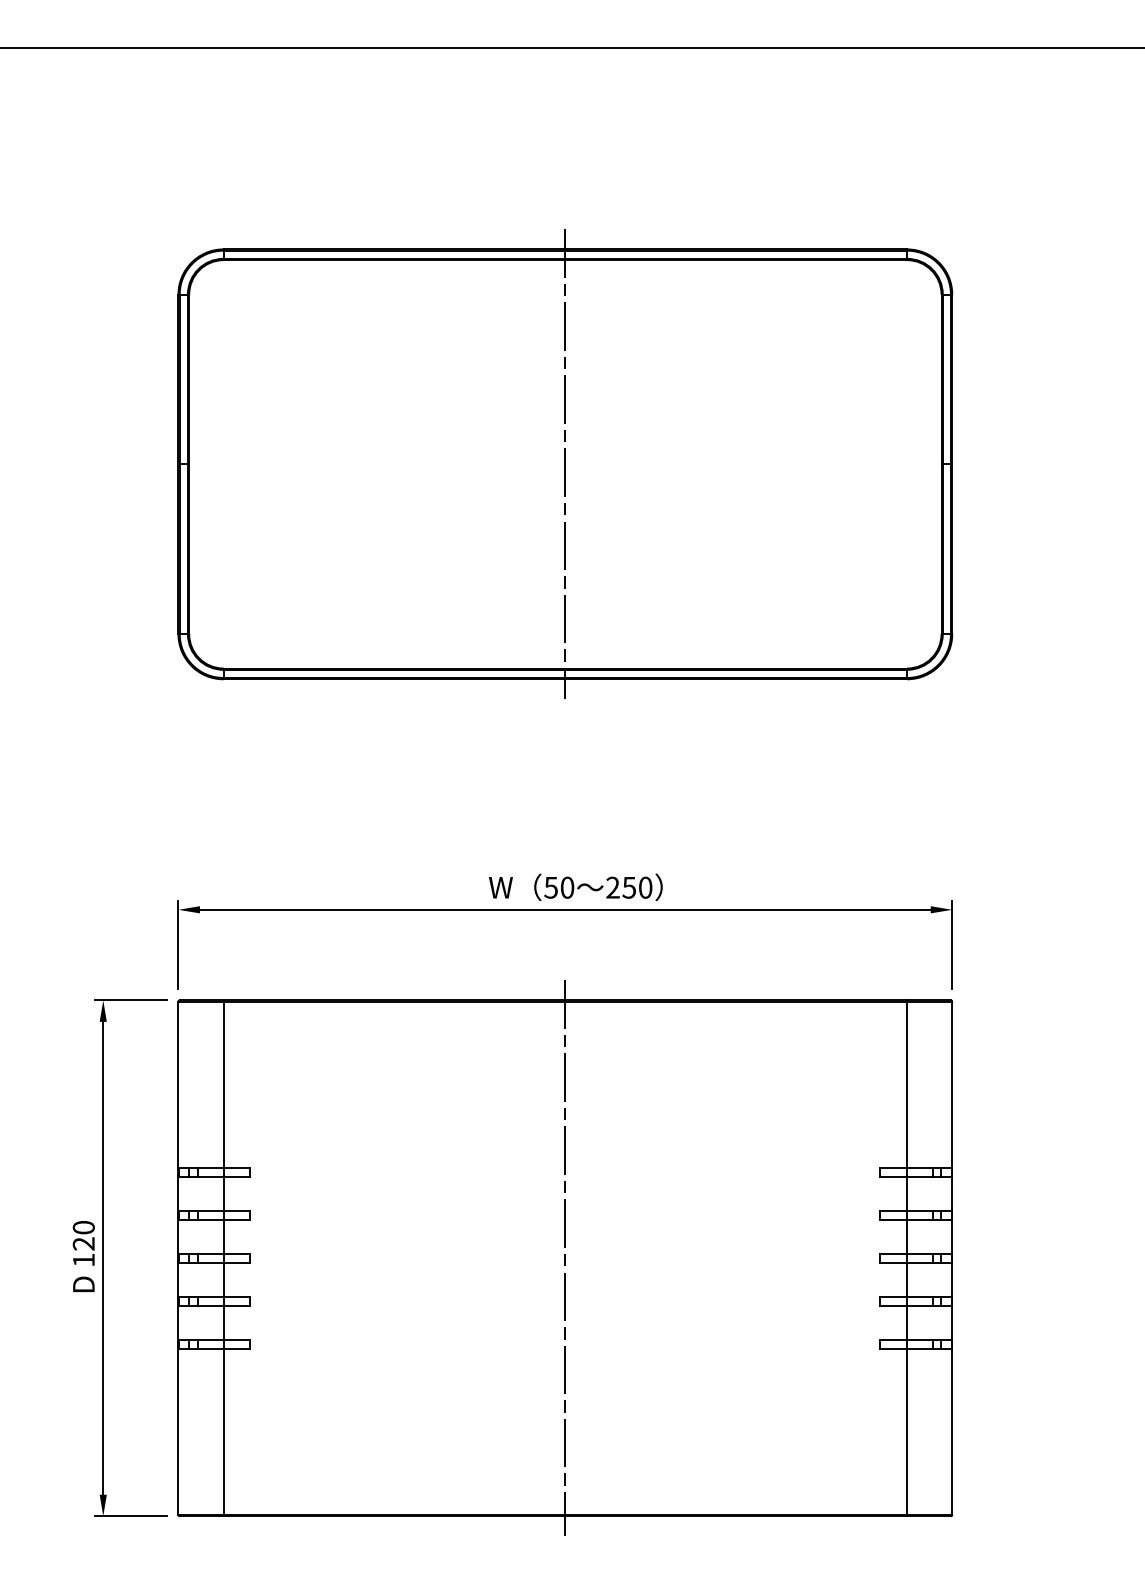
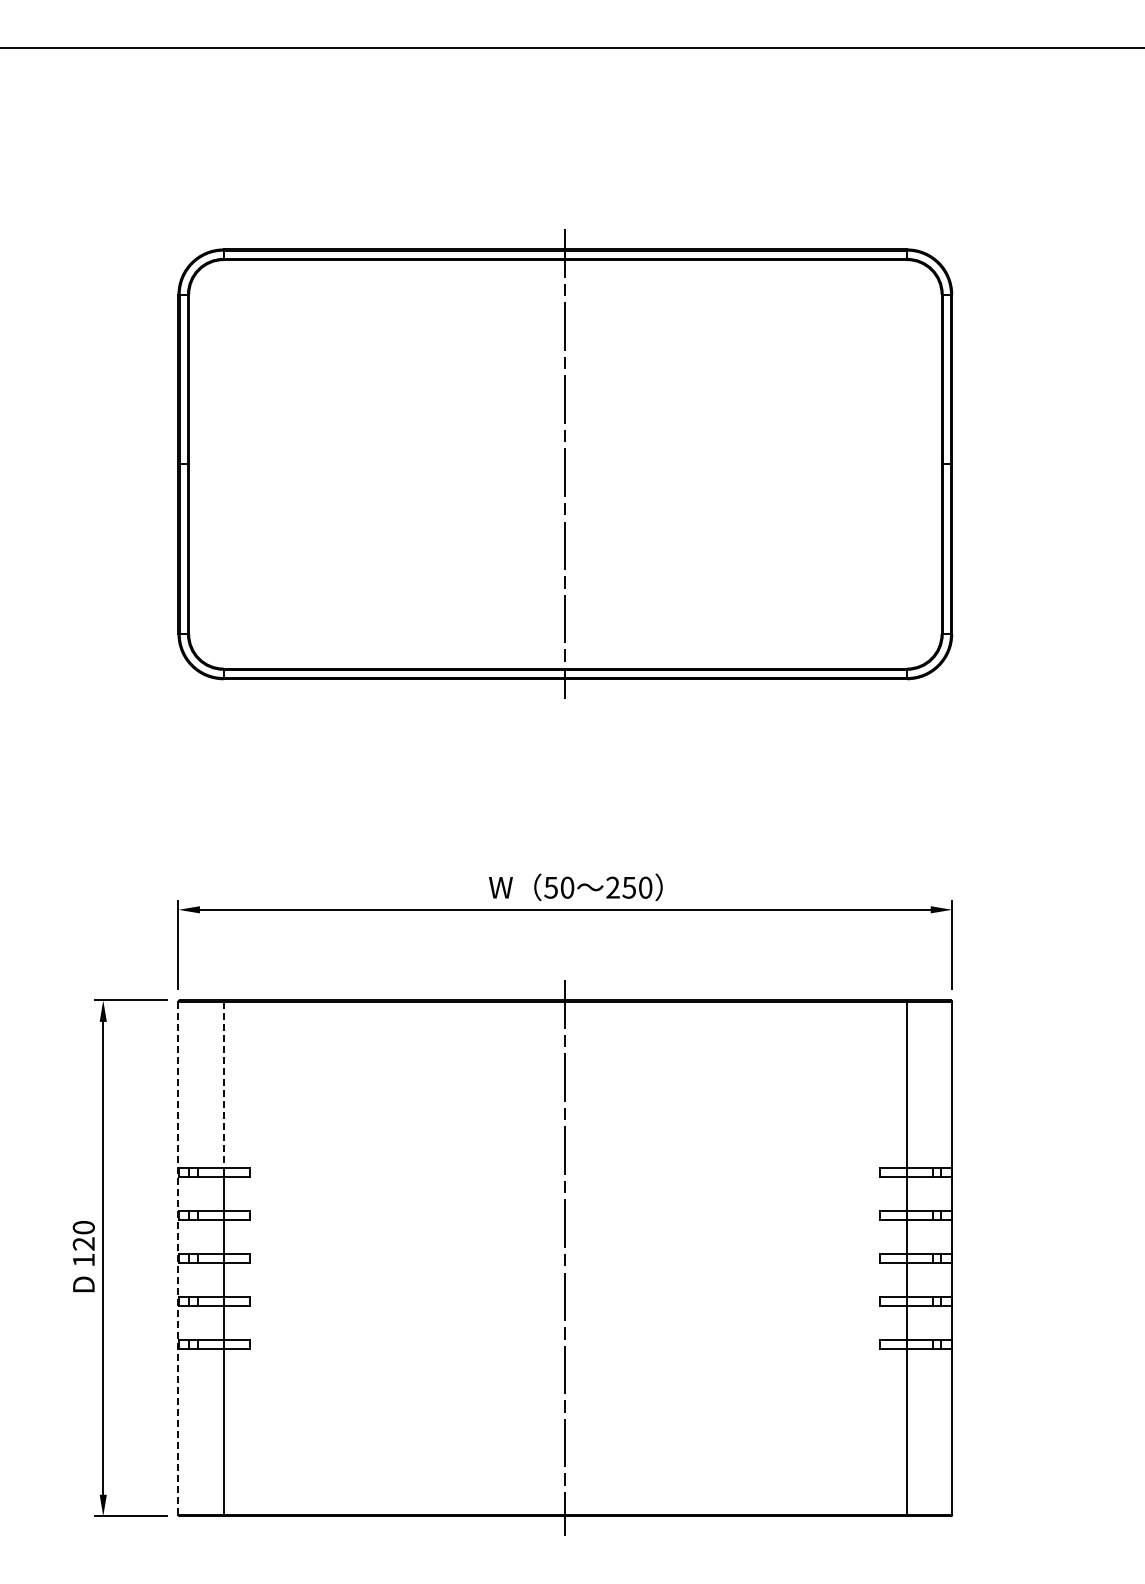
line: solid -> dashed (223, 1085)
line: solid -> dashed (178, 1258)
